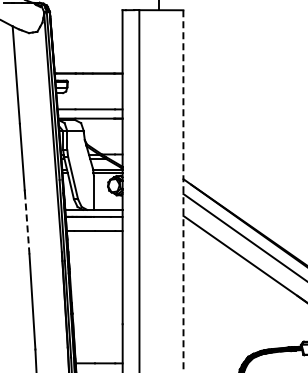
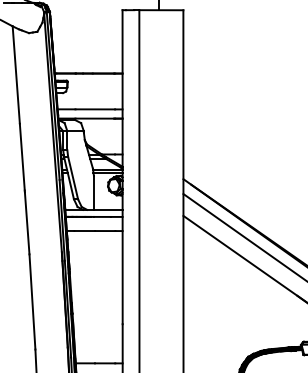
line: dashed -> solid (183, 191)
line: dashed -> solid (27, 222)
